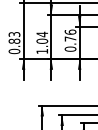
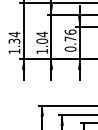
text: 0.83 -> 1.34 (14, 42)
